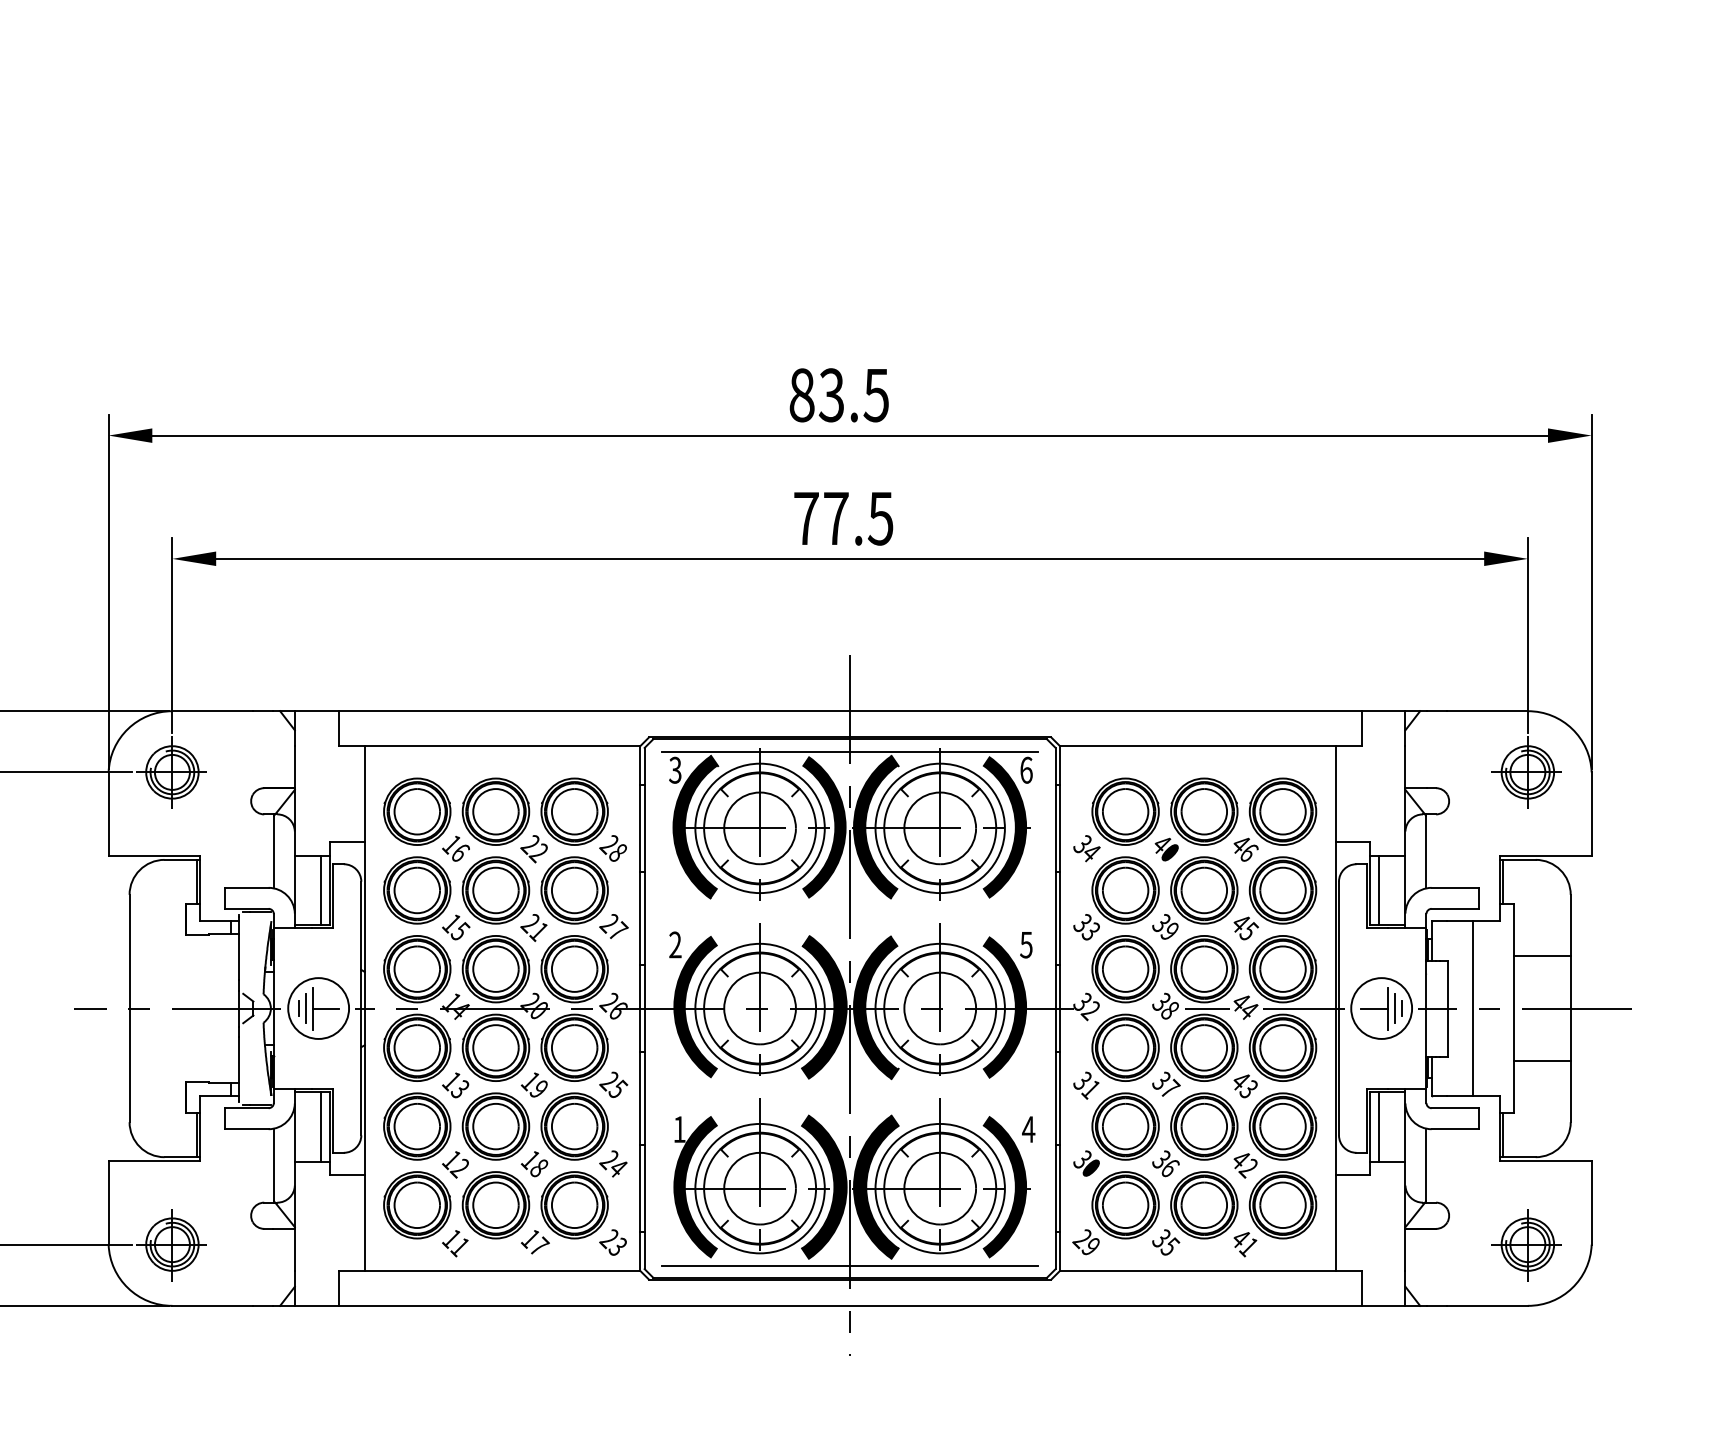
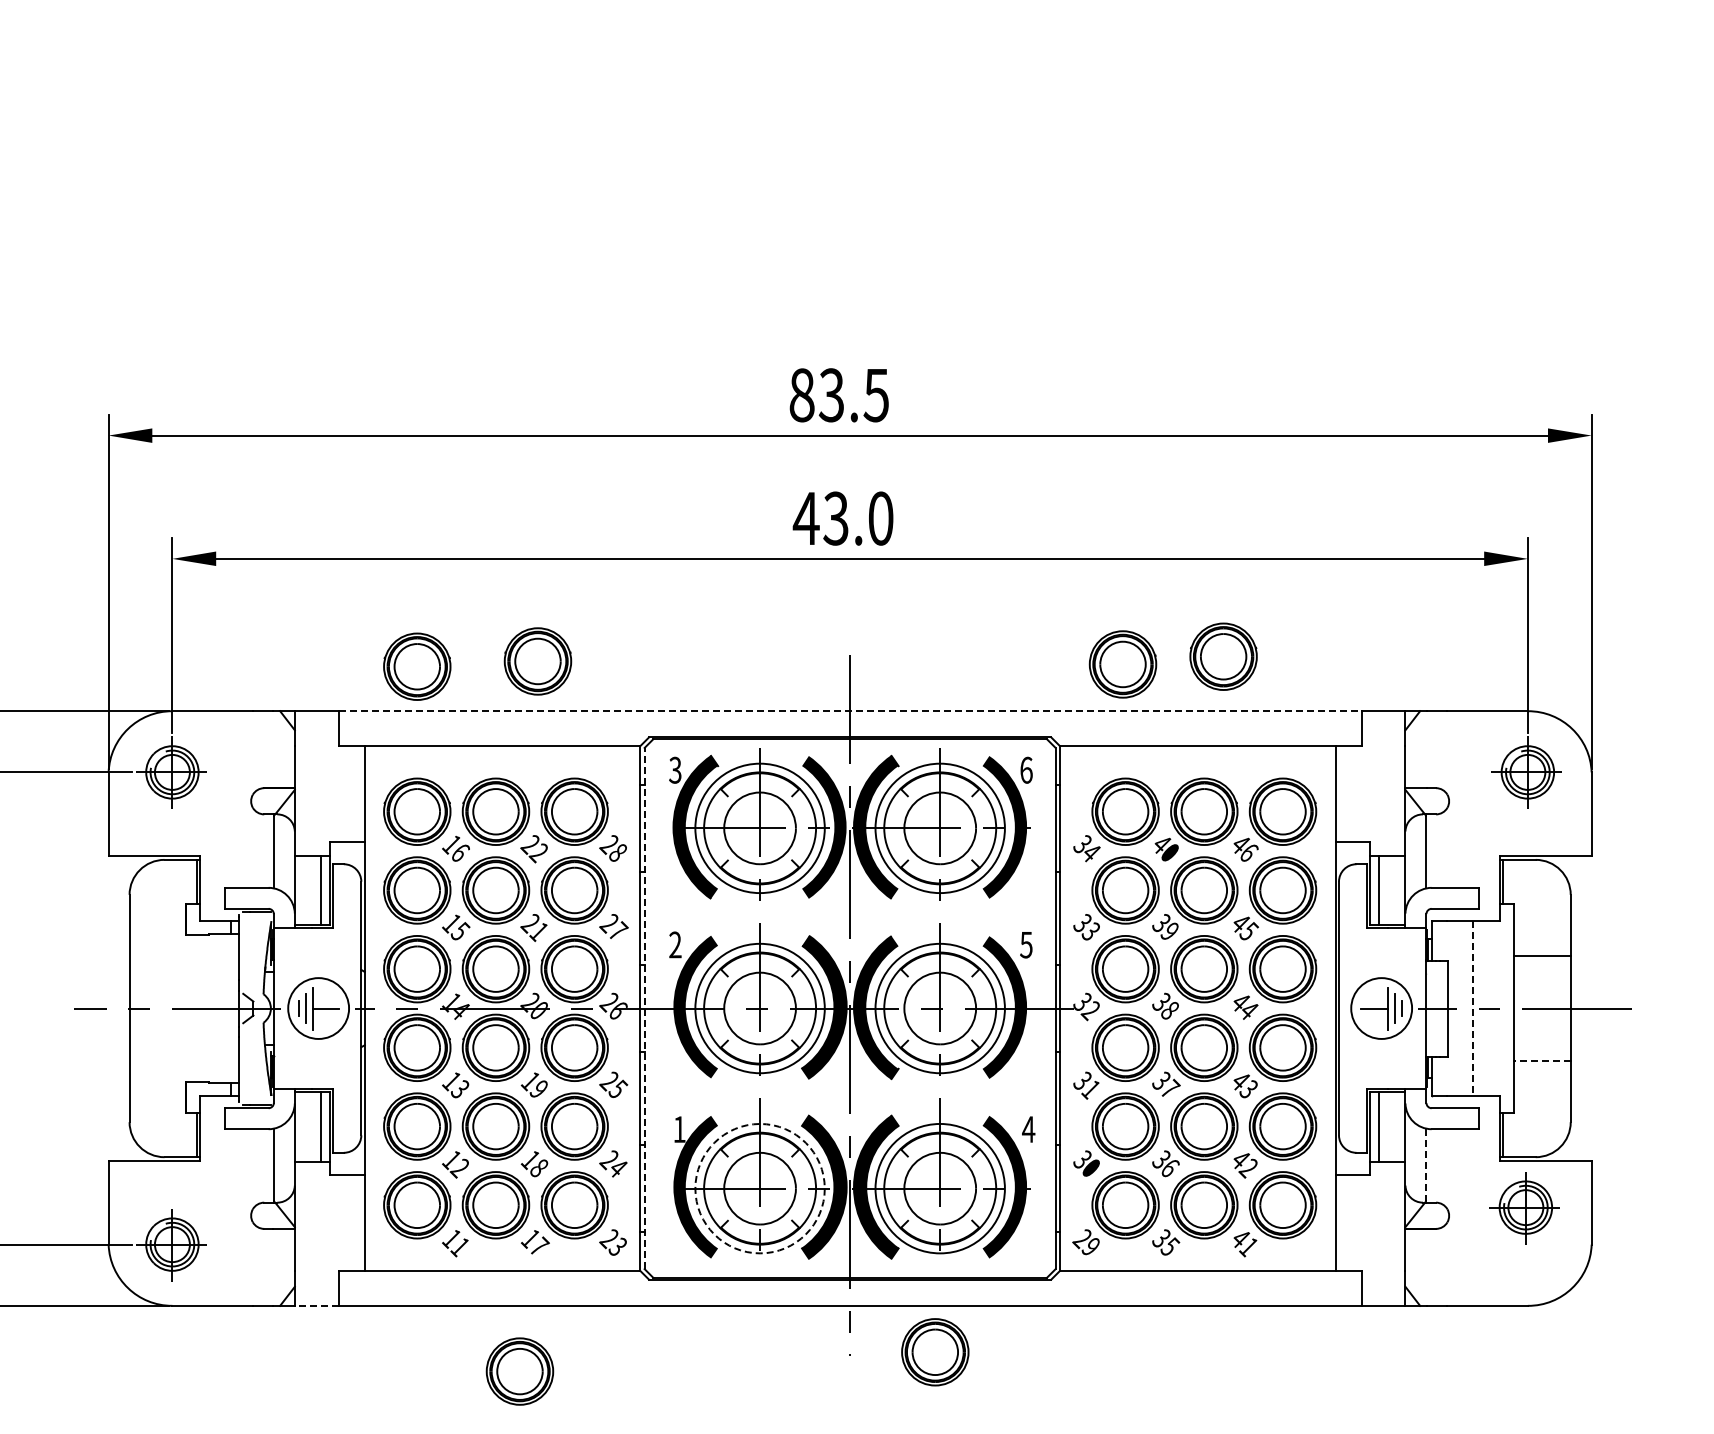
text: 77.5 -> 43.0 (842, 518)
part: none -> present (1223, 656)
part: none -> present (537, 661)
part: none -> present (1122, 664)
part: none -> present (417, 666)
line: solid -> dashed (850, 711)
line: present -> none (850, 751)
line: solid -> dashed (644, 1008)
line: present -> none (1207, 1008)
line: present -> none (1304, 1008)
line: solid -> dashed (1473, 1009)
line: solid -> dashed (1541, 1061)
line: solid -> dashed (1426, 1165)
circle: solid -> dashed (759, 1188)
part position: (1526, 1245) -> (1524, 1208) (1524, 1208)
line: present -> none (850, 1265)
line: solid -> dashed (316, 1305)
part: none -> present (935, 1352)
part: none -> present (519, 1371)
